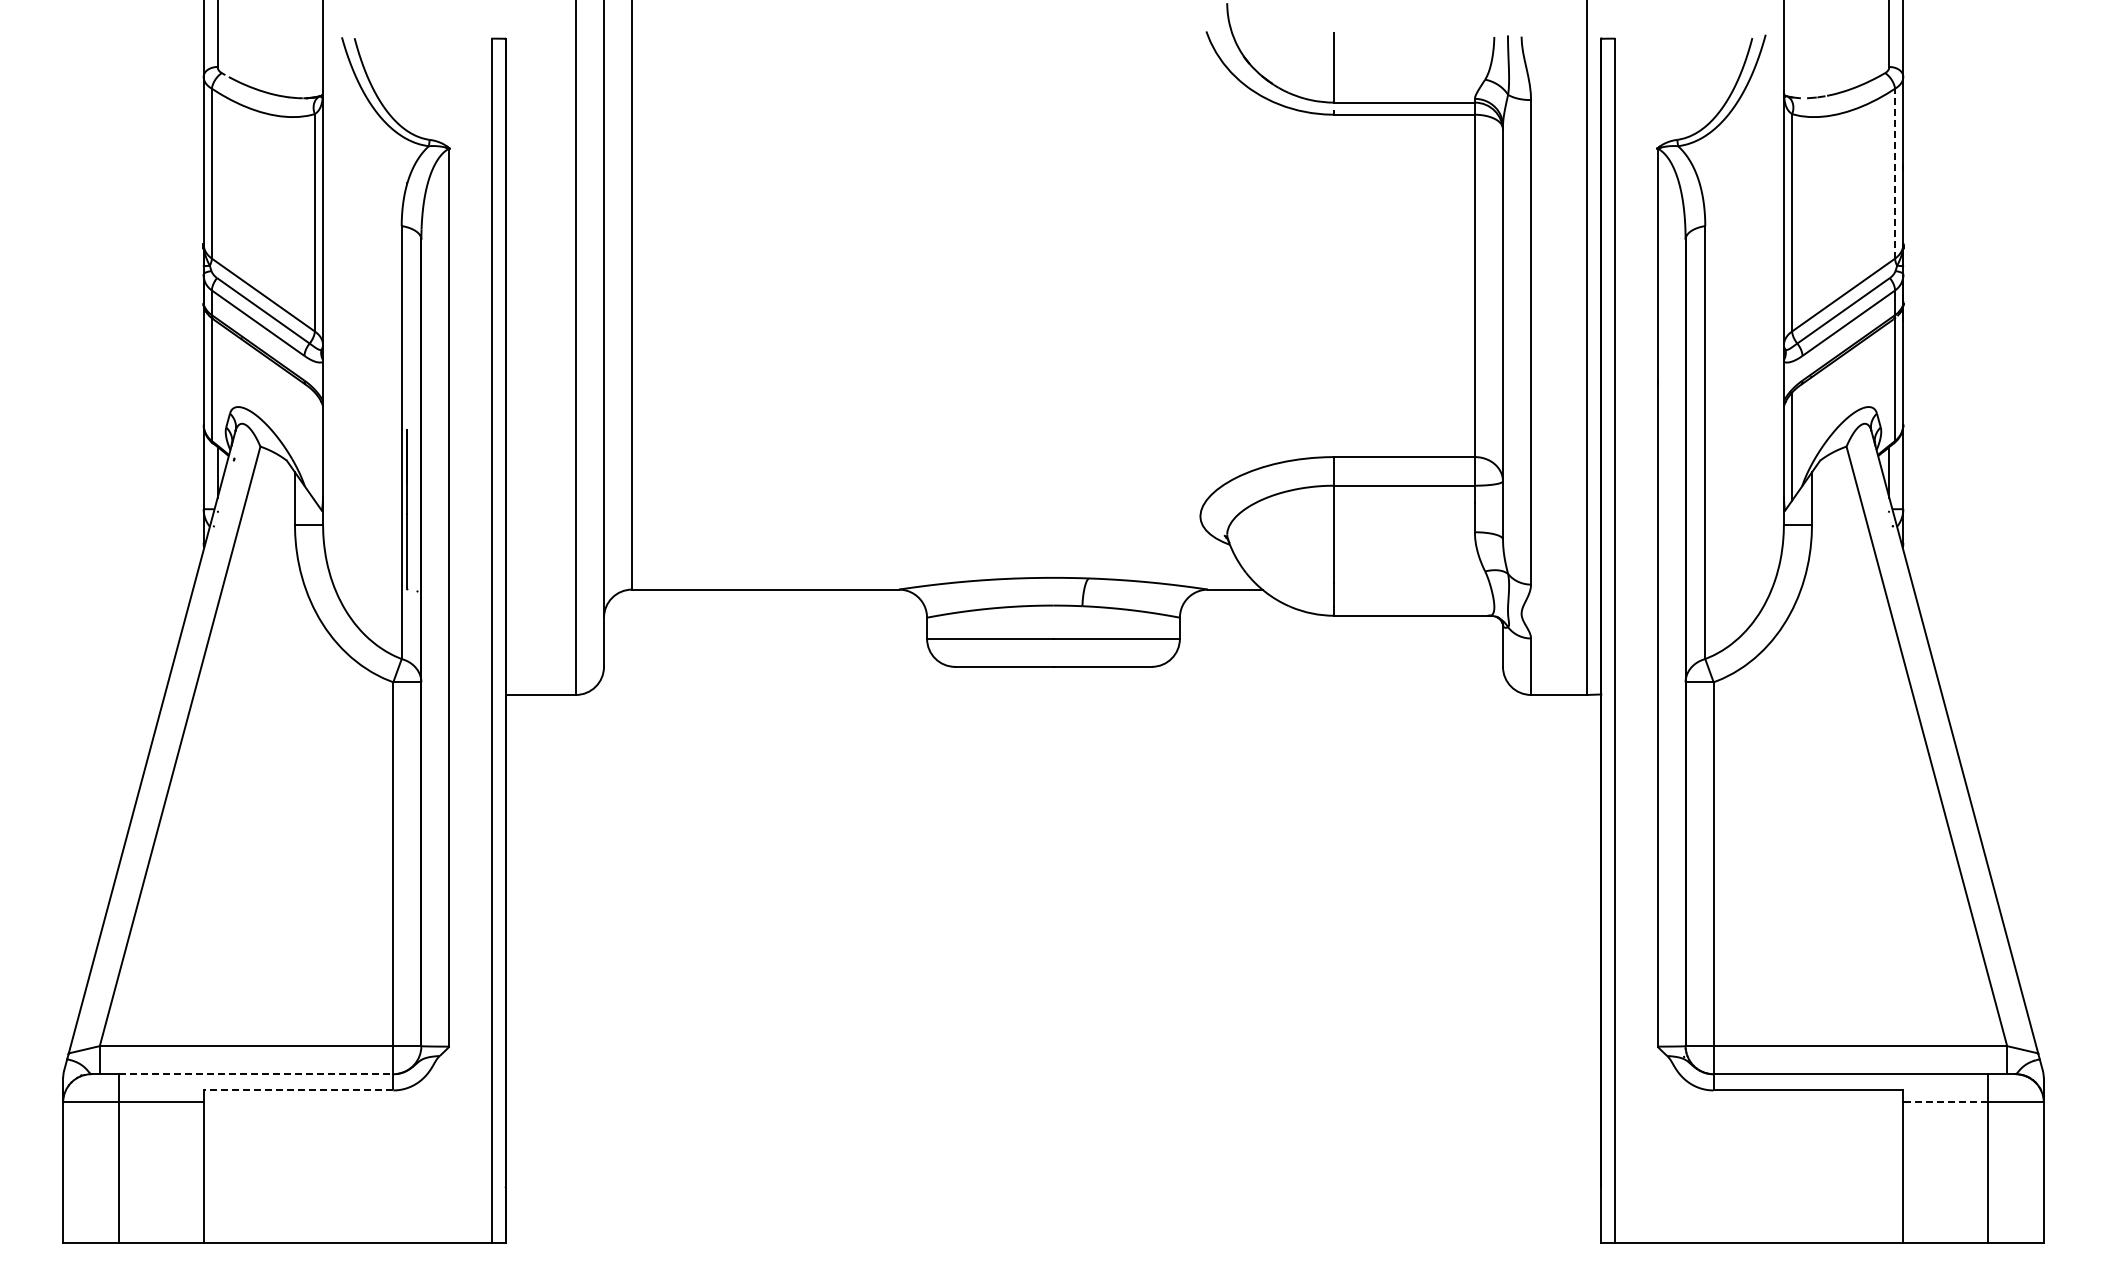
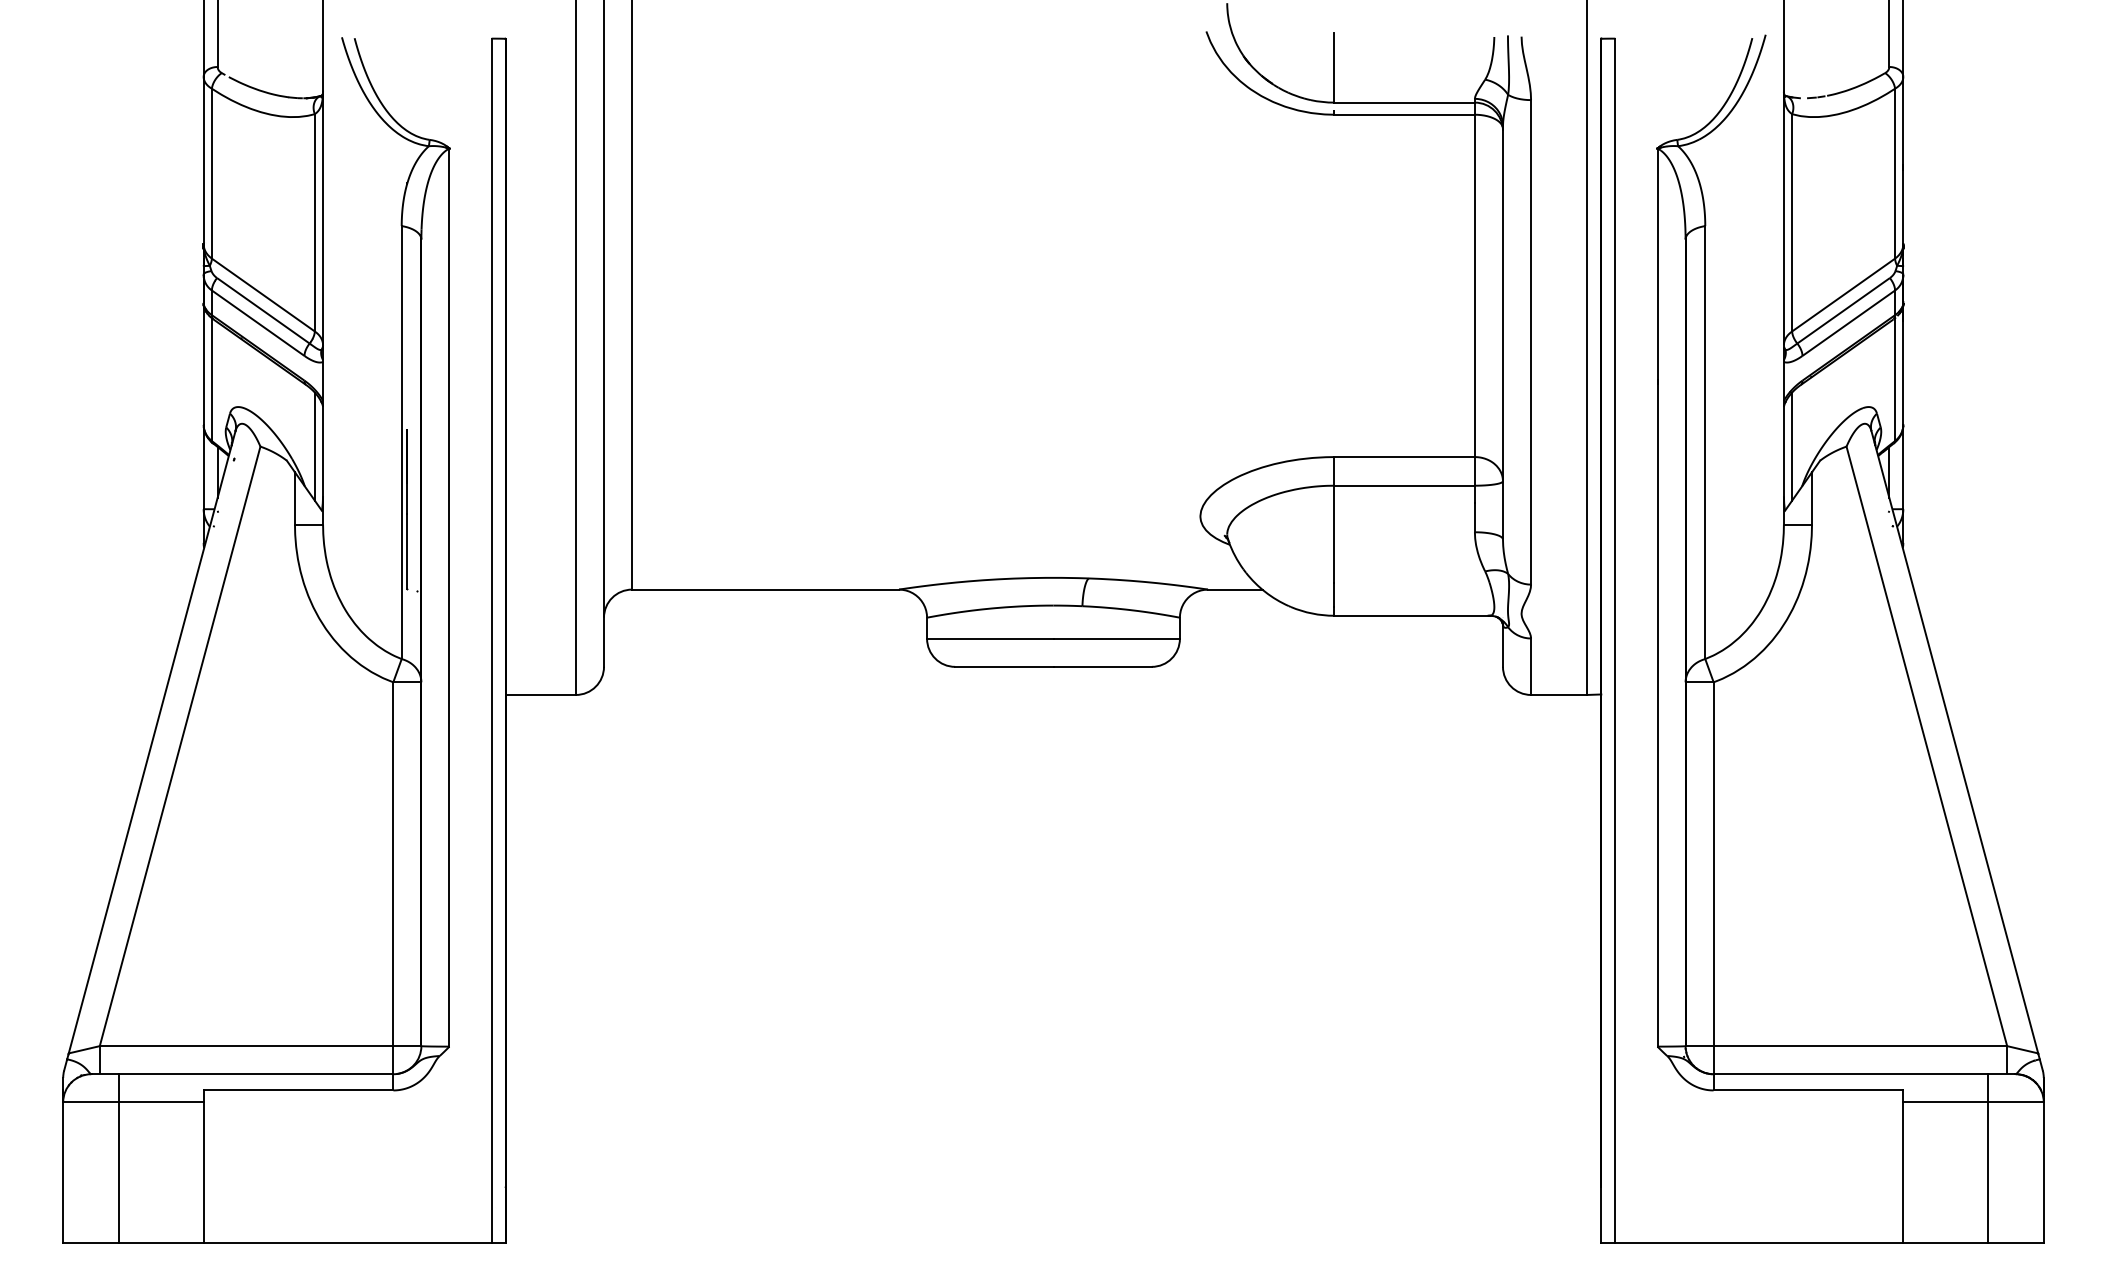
line: dashed -> solid (1895, 173)
line: none -> present (314, 446)
line: dashed -> solid (256, 1074)
line: dashed -> solid (298, 1090)
line: dashed -> solid (1944, 1102)
